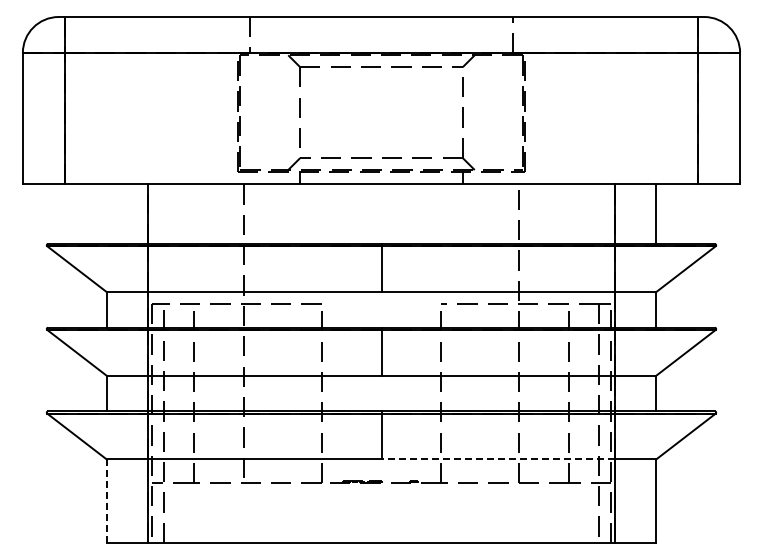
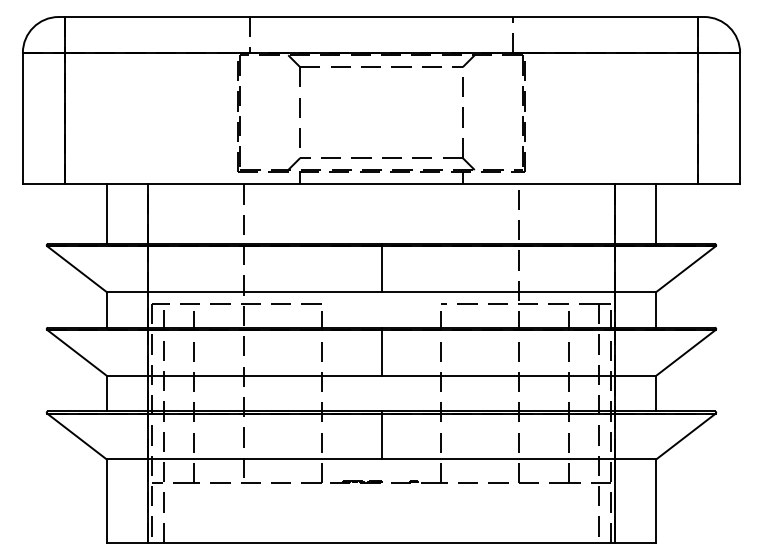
line: none -> present (106, 214)
line: dashed -> solid (498, 459)
line: dashed -> solid (106, 501)
